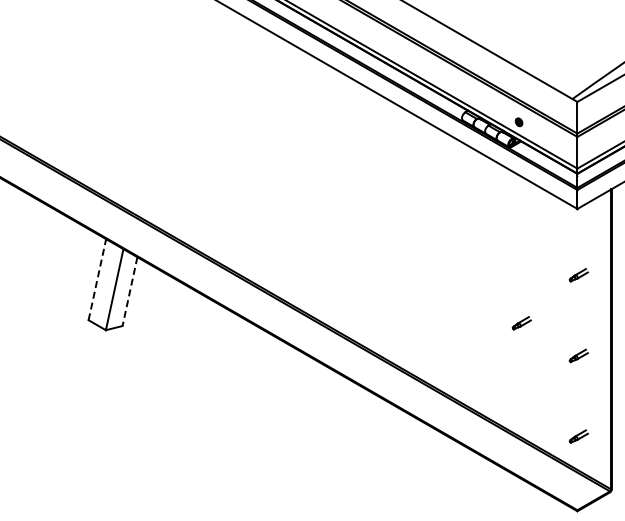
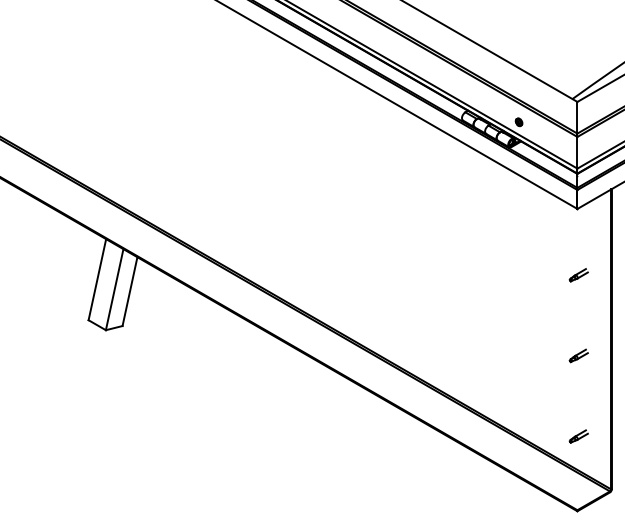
line: dashed -> solid (97, 279)
line: dashed -> solid (129, 292)
part: present -> none (521, 323)
